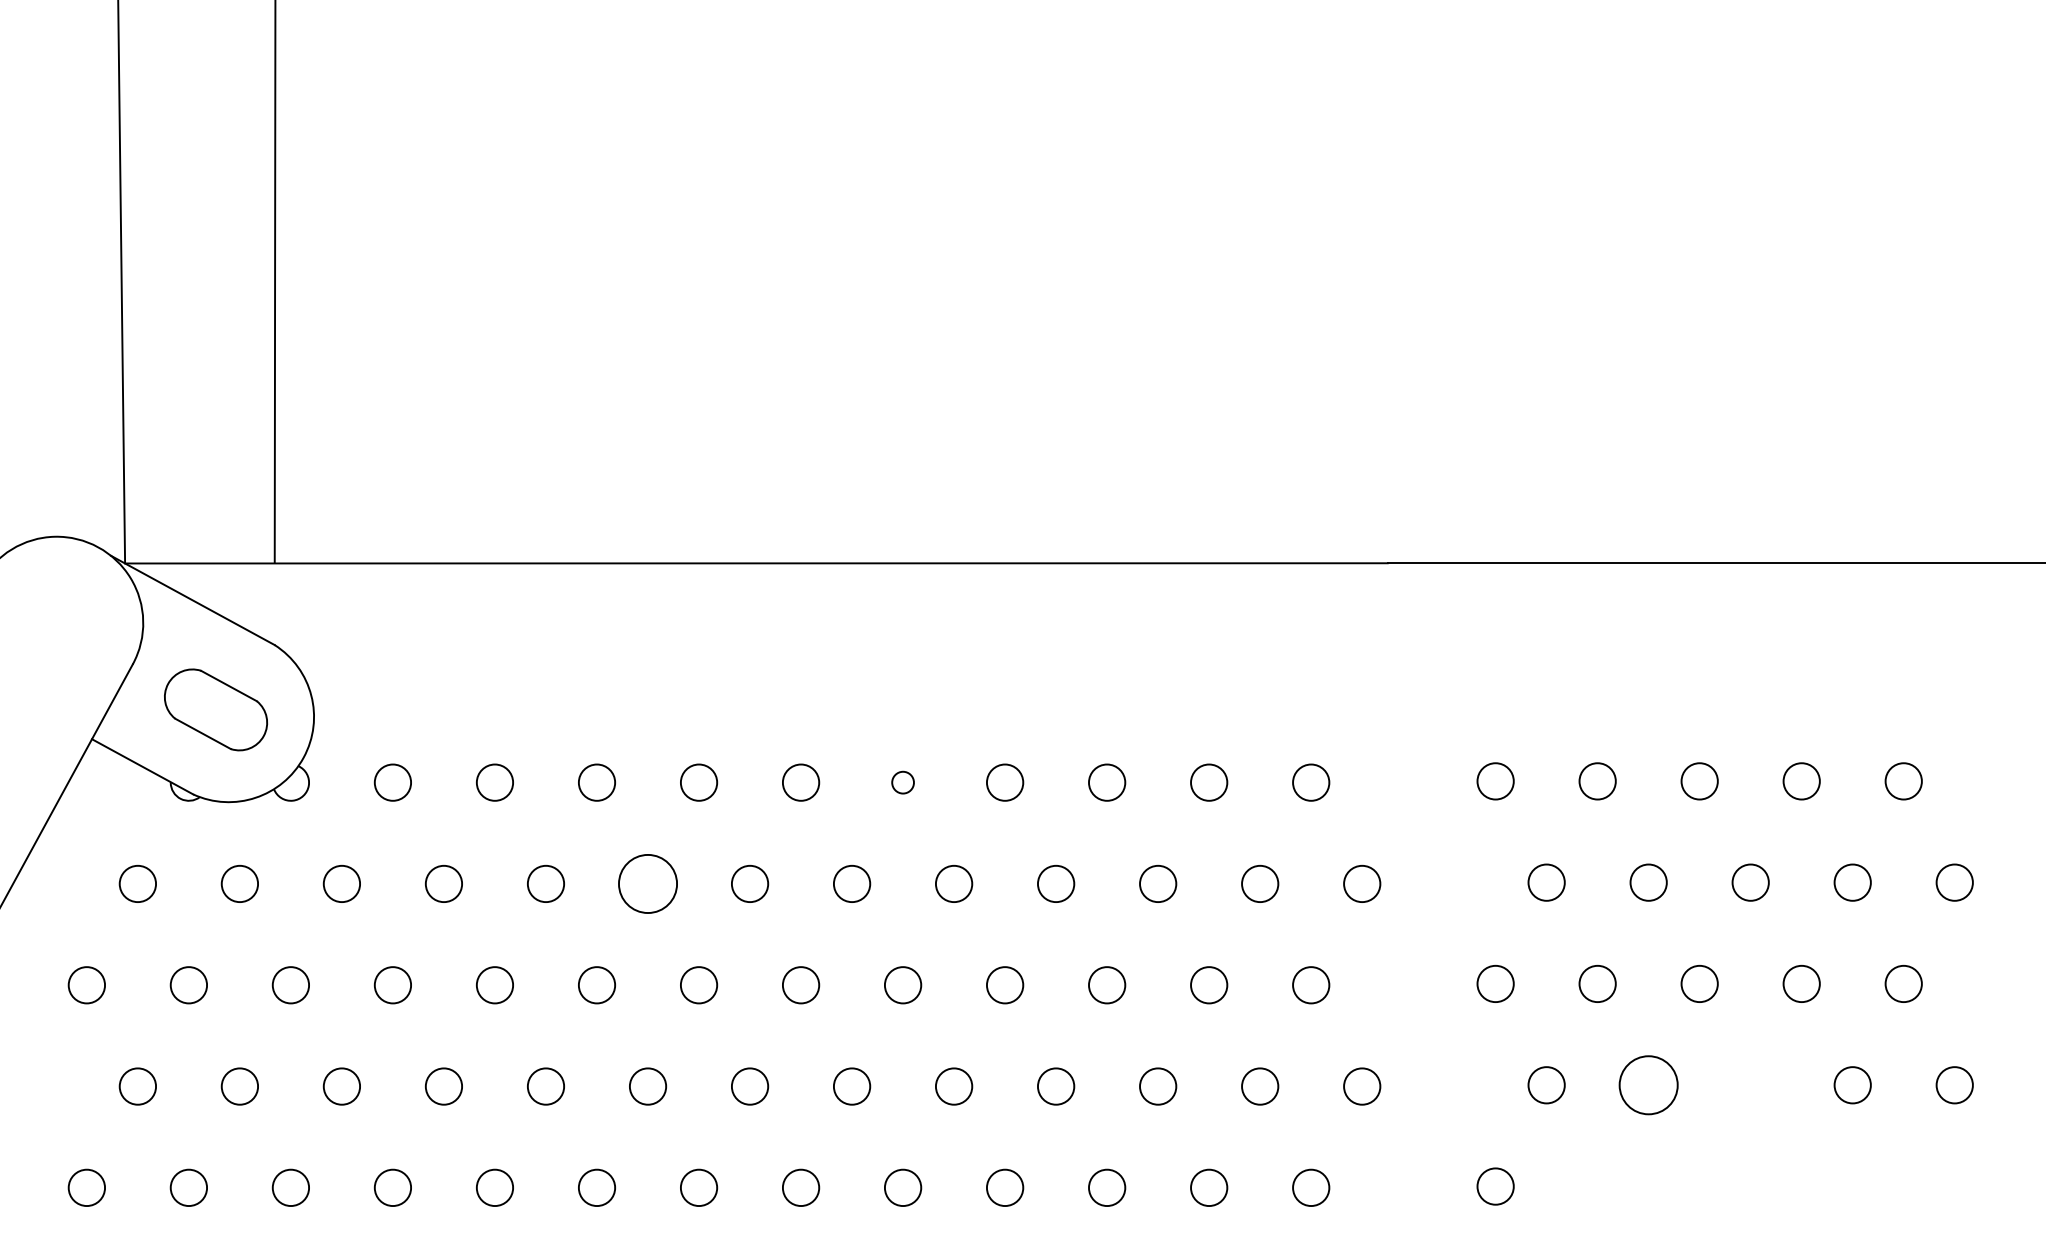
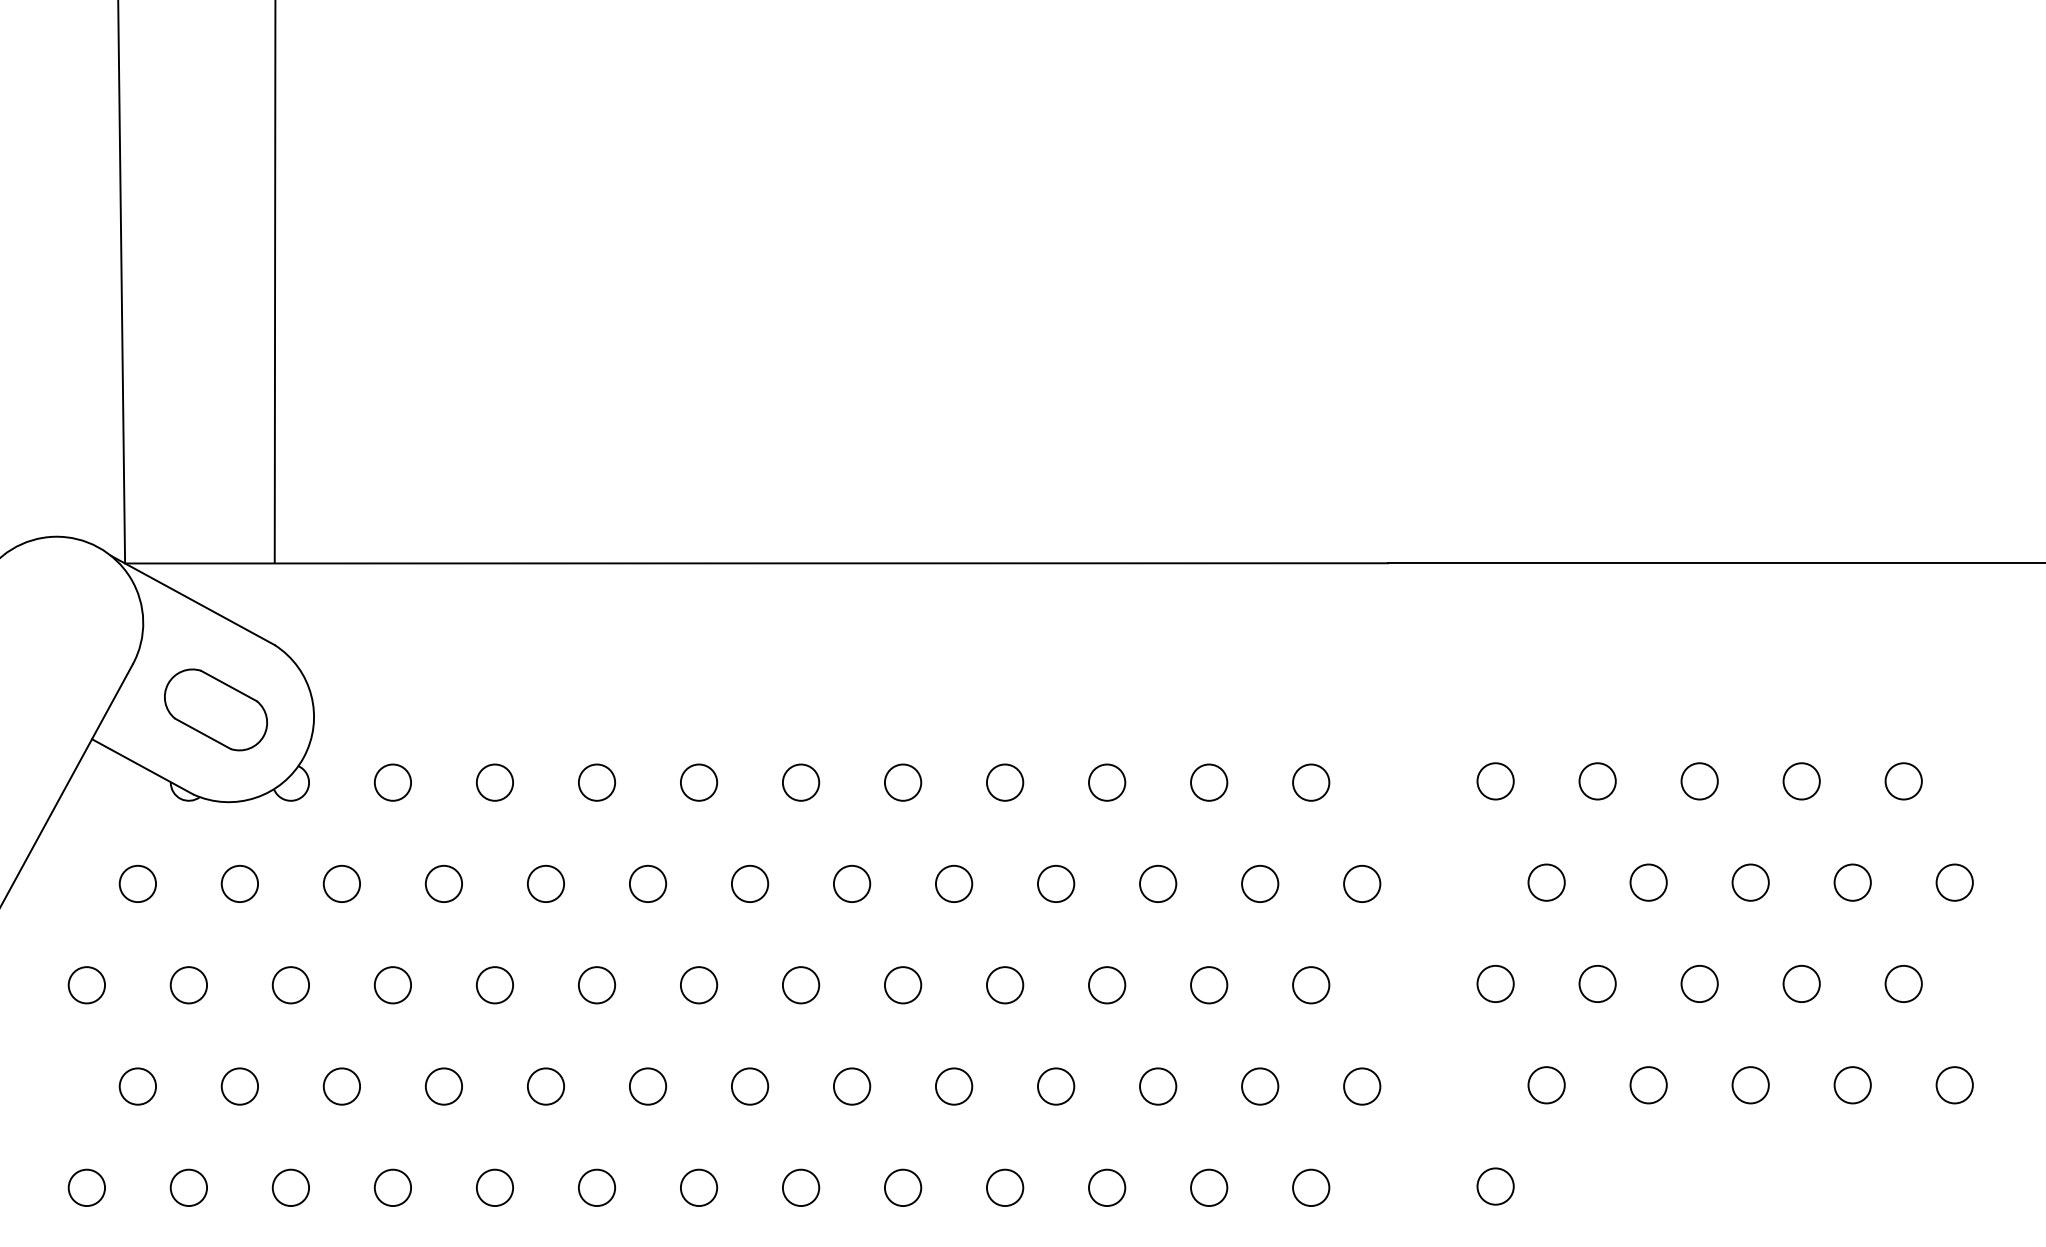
circle diameter: 22 px -> 36 px (902, 782)
circle diameter: 58 px -> 36 px (647, 883)
circle diameter: 58 px -> 36 px (1648, 1085)
circle: none -> present (1750, 1085)
